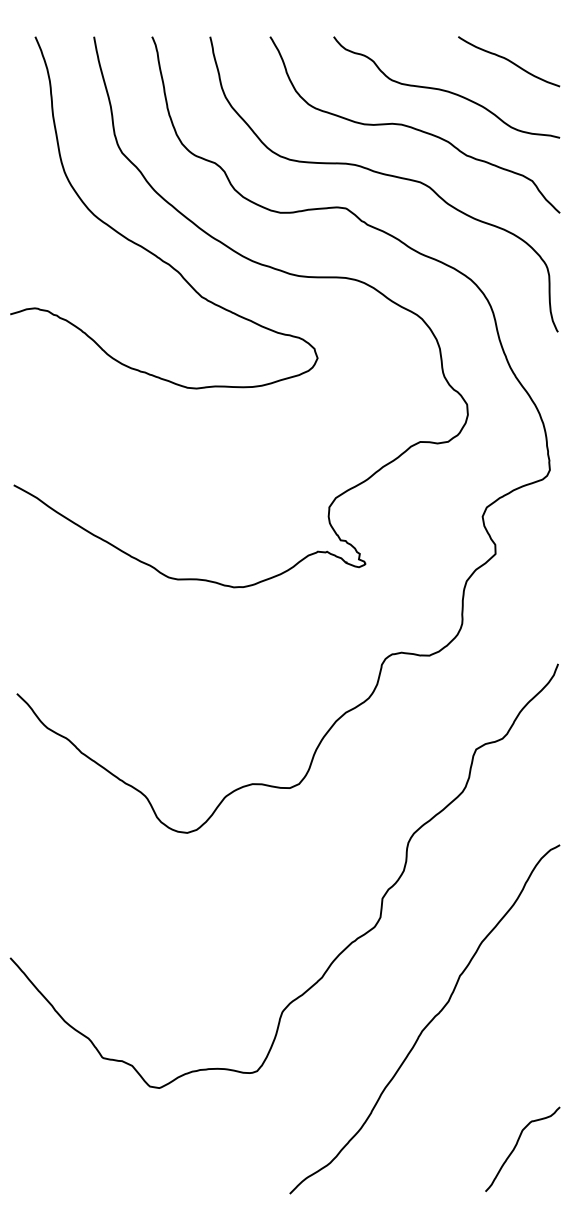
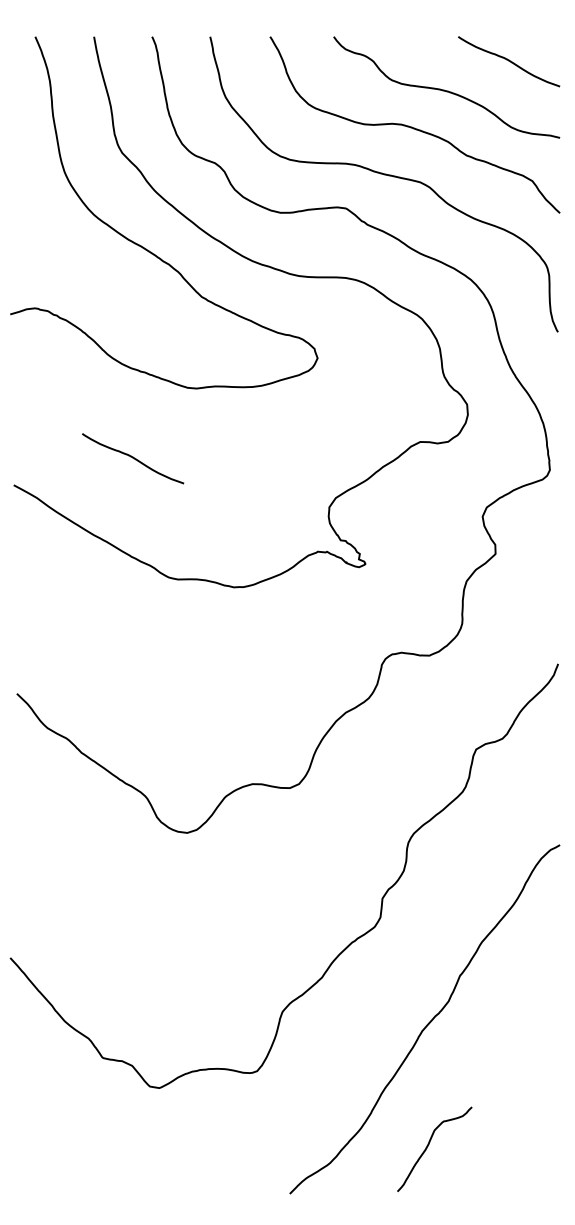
curve: none -> present (133, 458)
curve position: (516, 1146) -> (428, 1146) (428, 1146)
